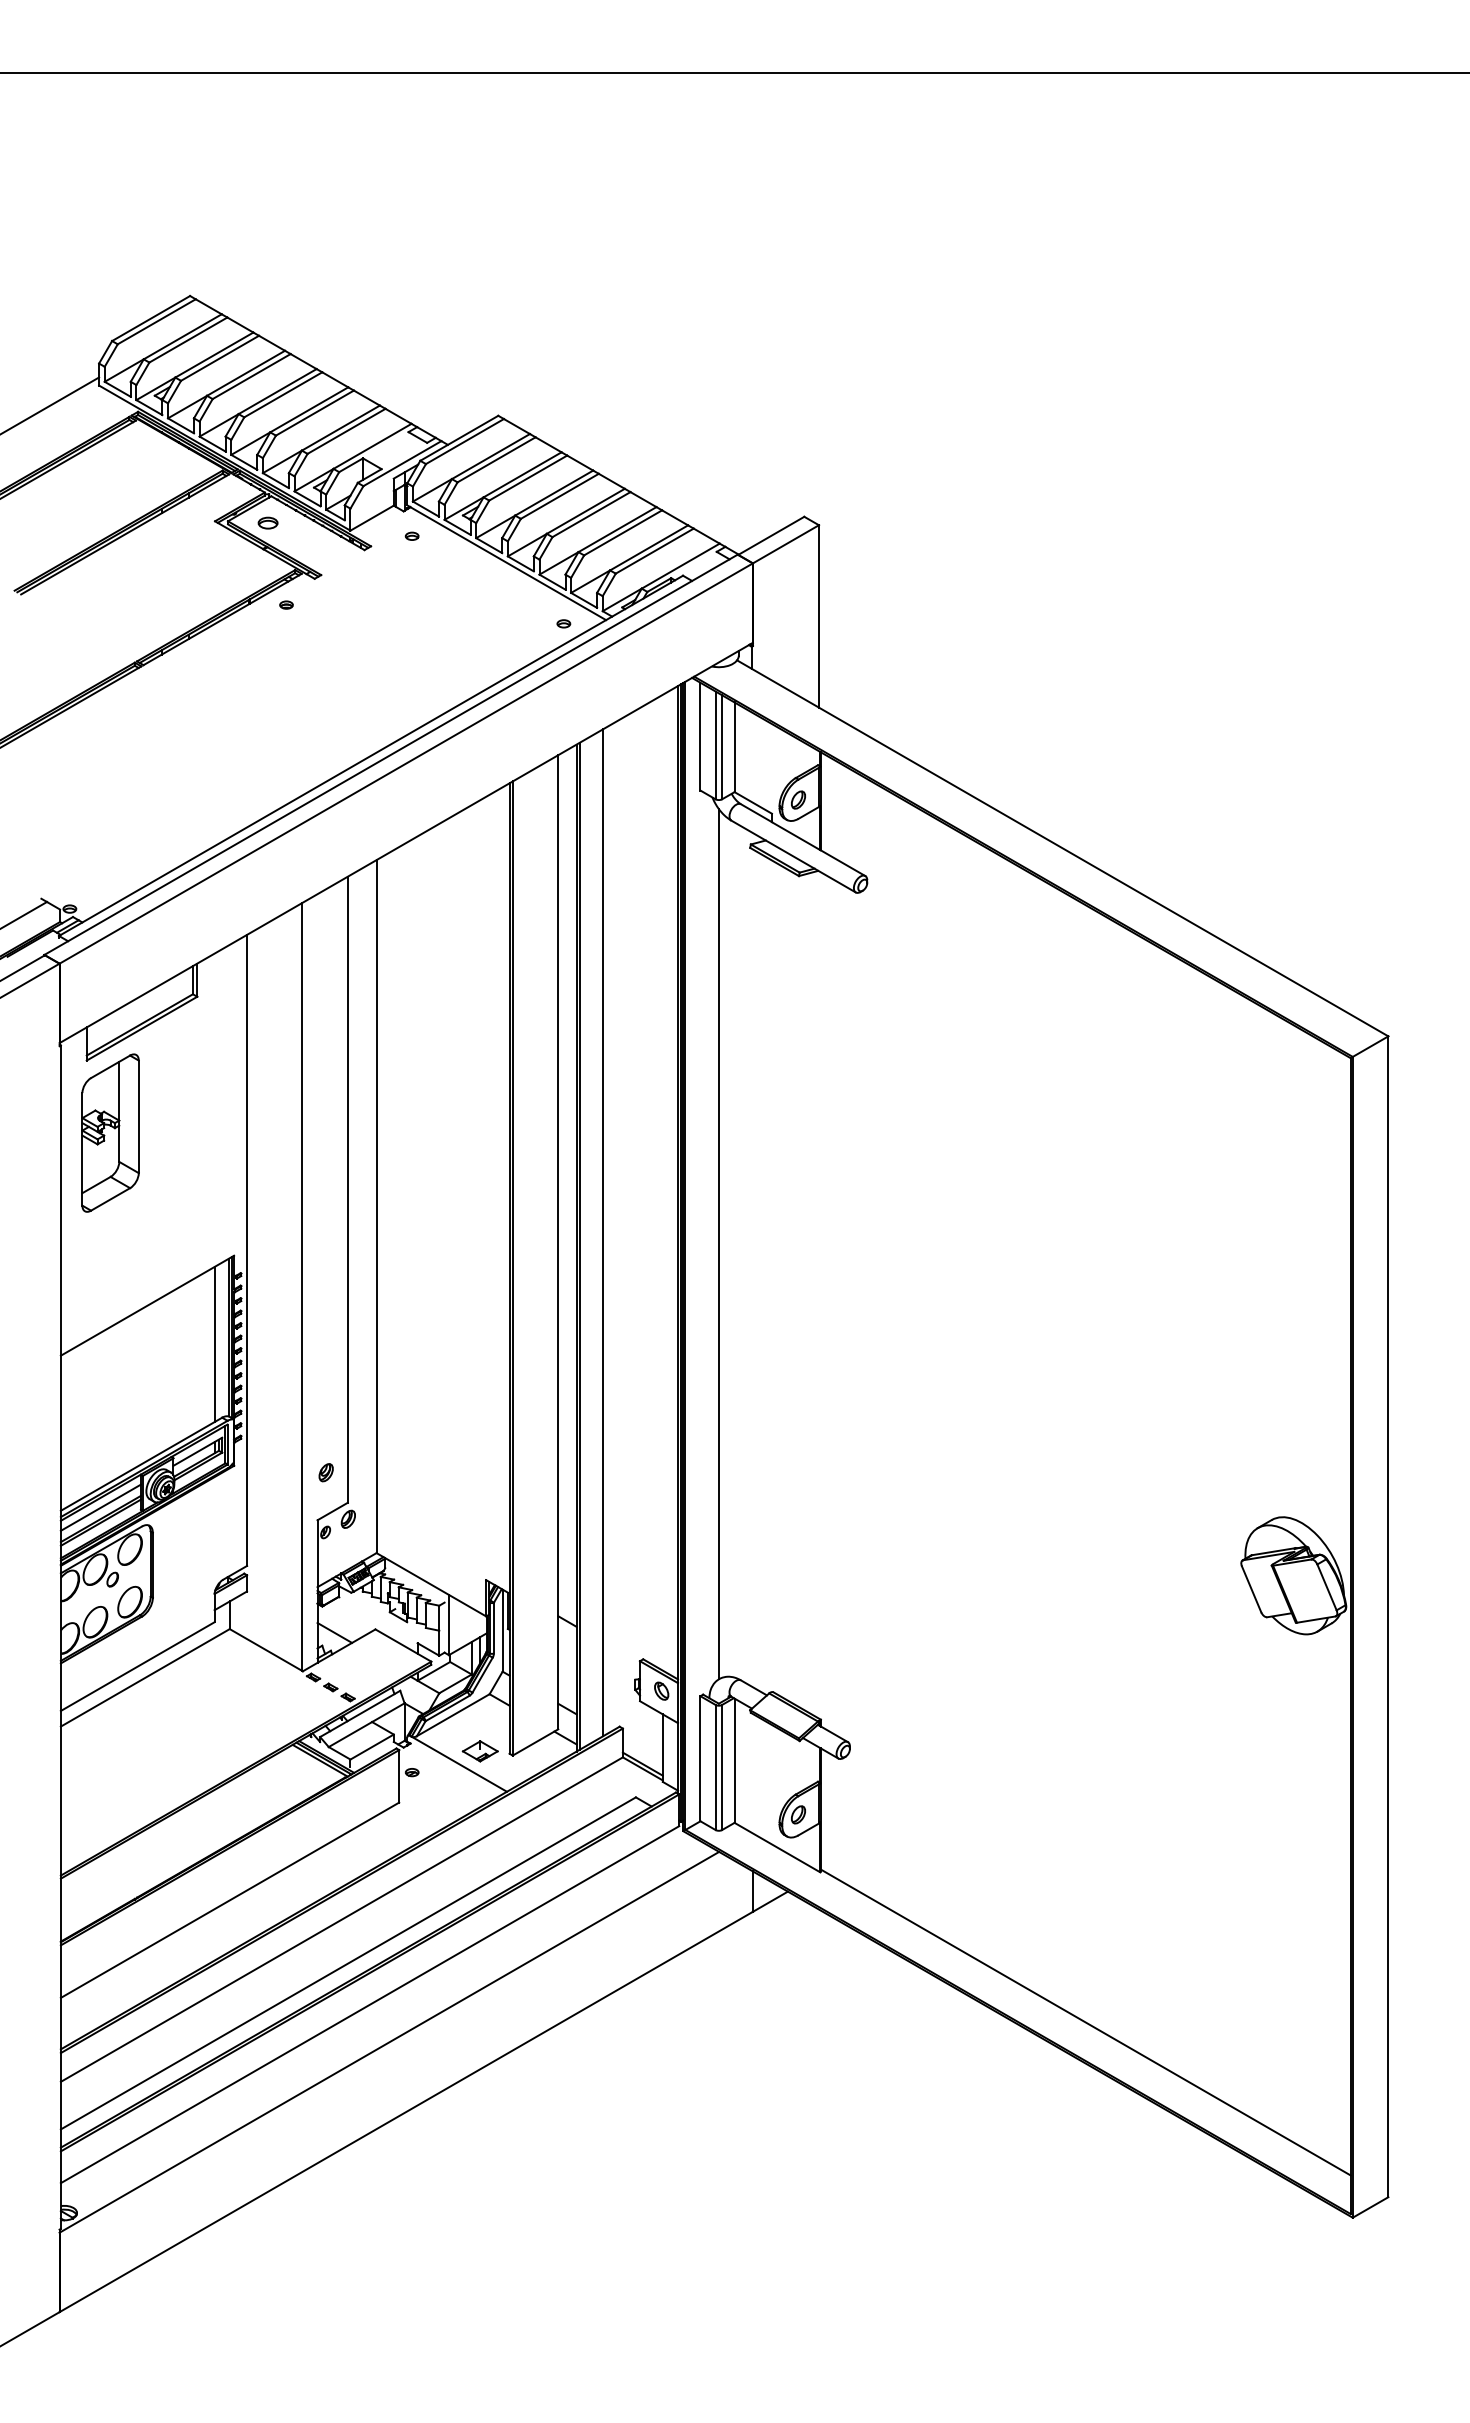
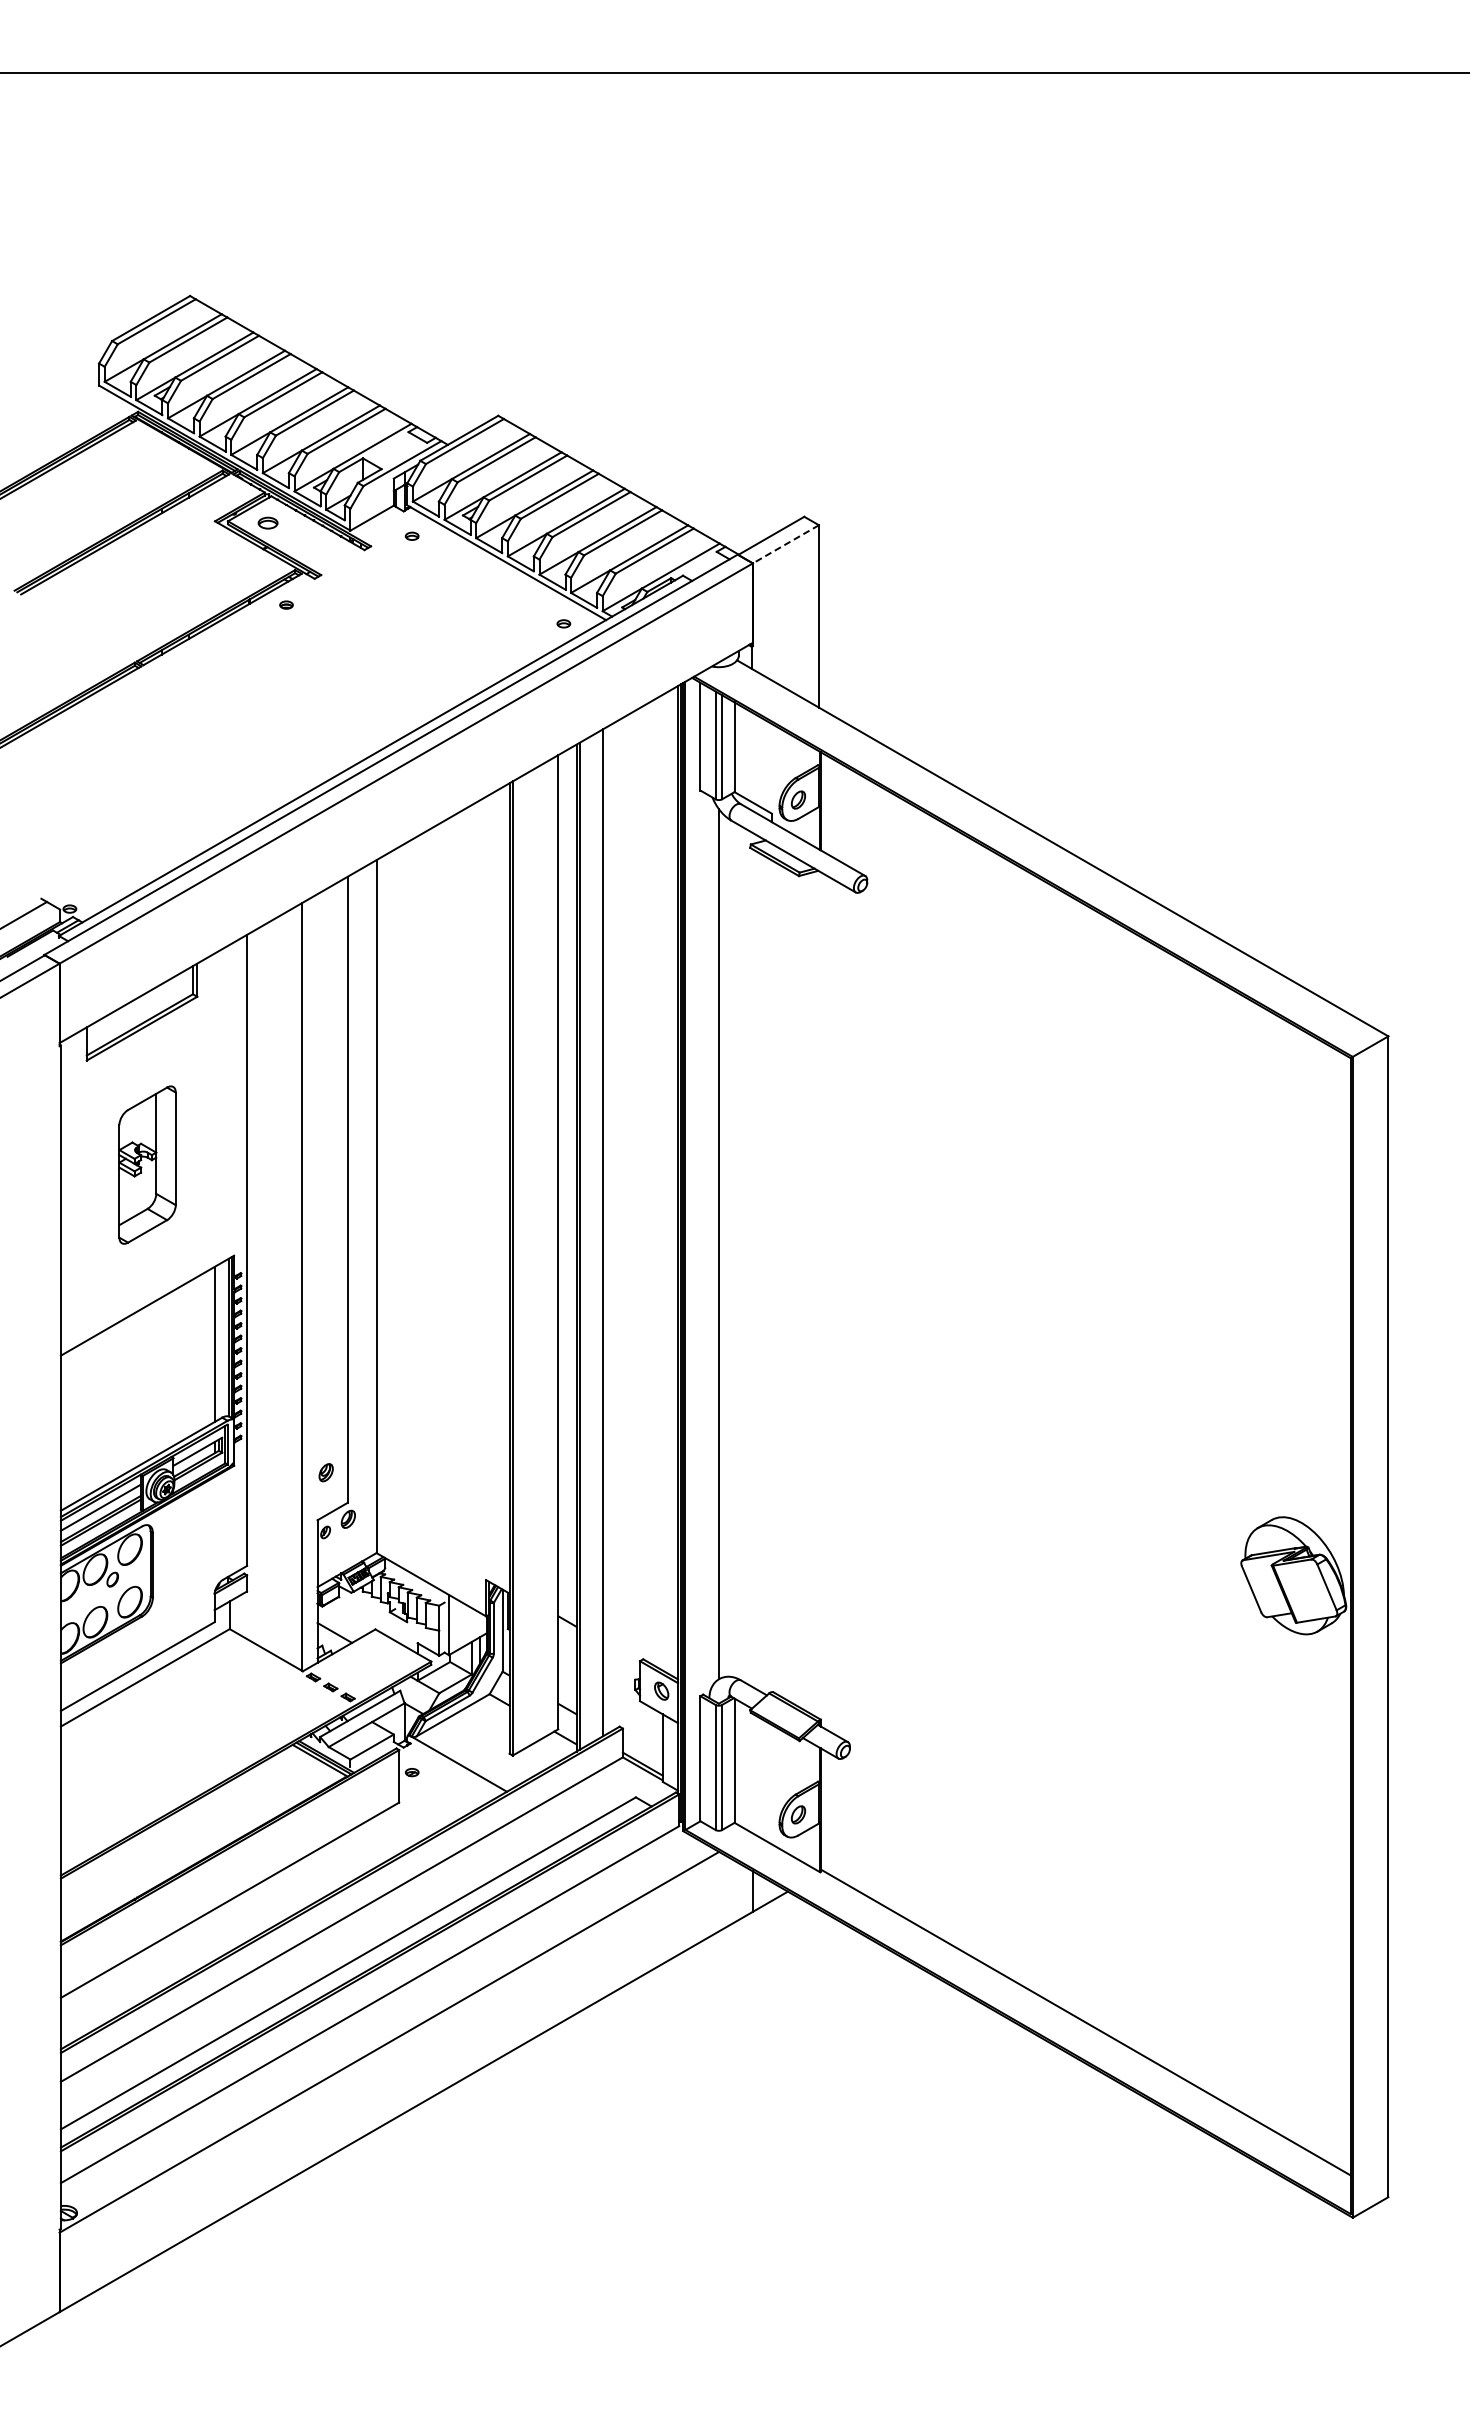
line: present -> none (50, 405)
line: solid -> dashed (785, 544)
part position: (110, 1132) -> (147, 1164) (147, 1164)
part: present -> none (479, 1751)
